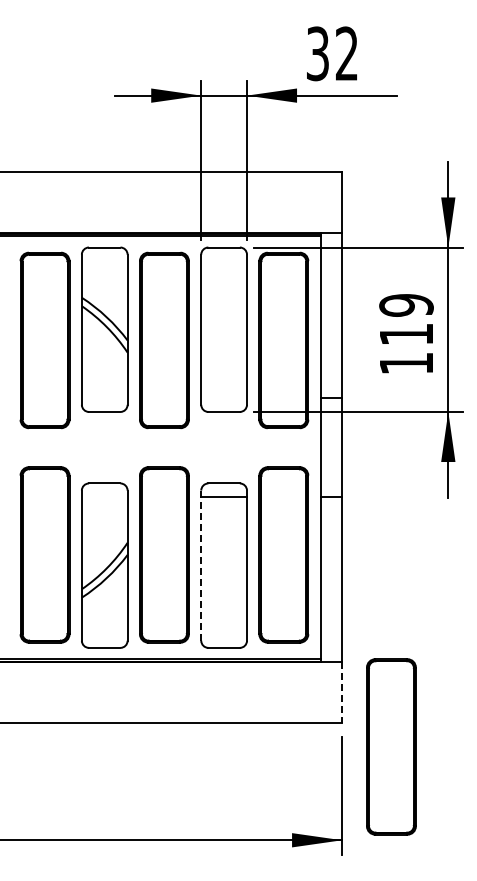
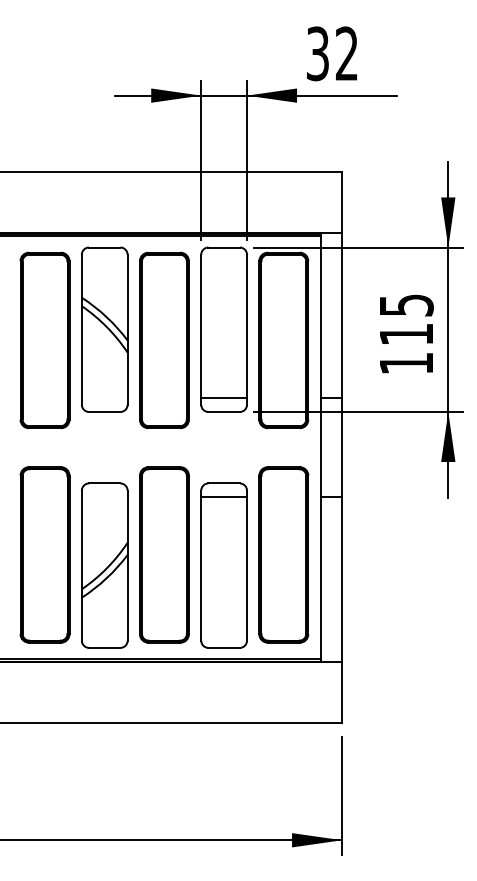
text: 119 -> 115 (406, 305)
line: none -> present (224, 398)
line: dashed -> solid (201, 566)
line: dashed -> solid (342, 693)
part: present -> none (391, 746)
